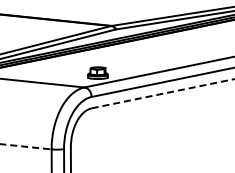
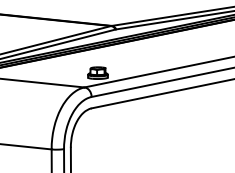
line: dashed -> solid (163, 93)
line: dashed -> solid (25, 146)
